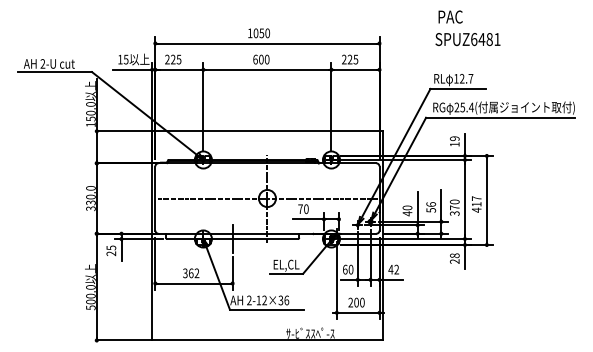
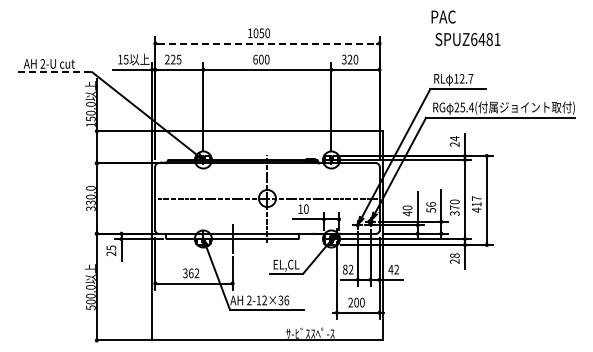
text position: (450, 16) -> (443, 16) (443, 16)
line: solid -> dashed (267, 43)
text: 225 -> 320 (350, 59)
line: solid -> dashed (55, 72)
text: 19 -> 24 (454, 141)
text: 70 -> 10 (300, 208)
text: 60 -> 82 (348, 269)
